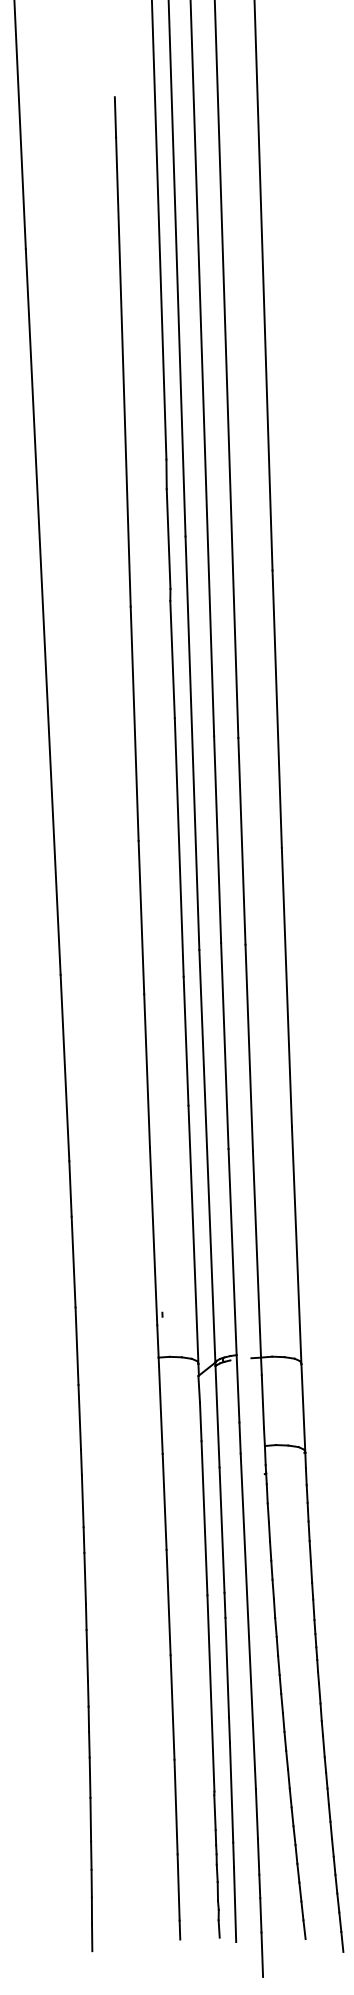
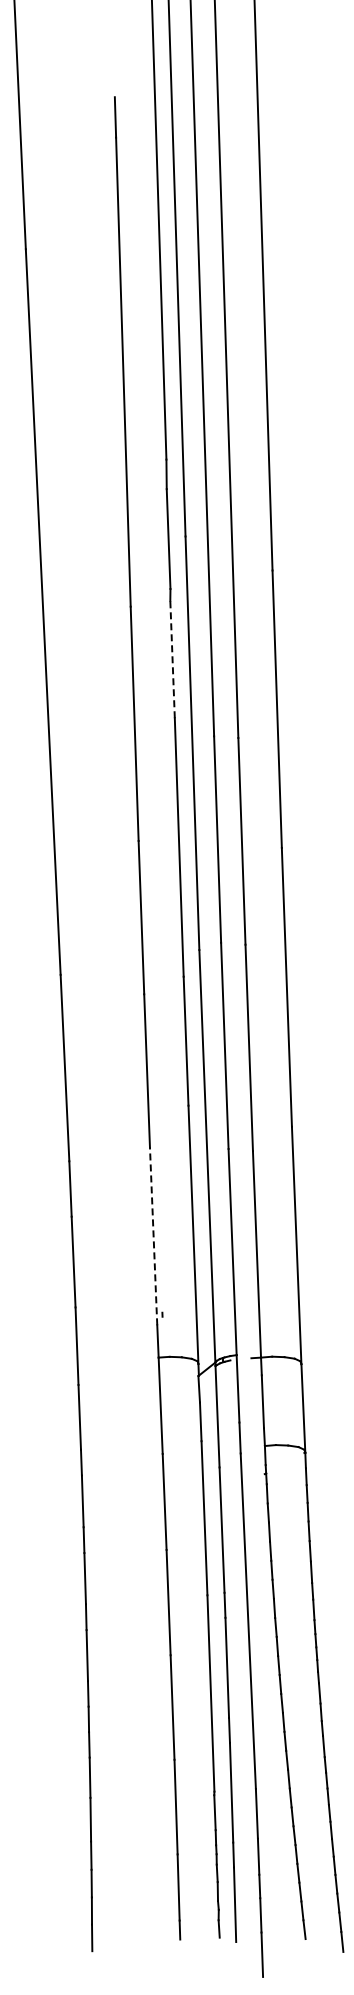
line: solid -> dashed (172, 659)
line: solid -> dashed (153, 1235)
